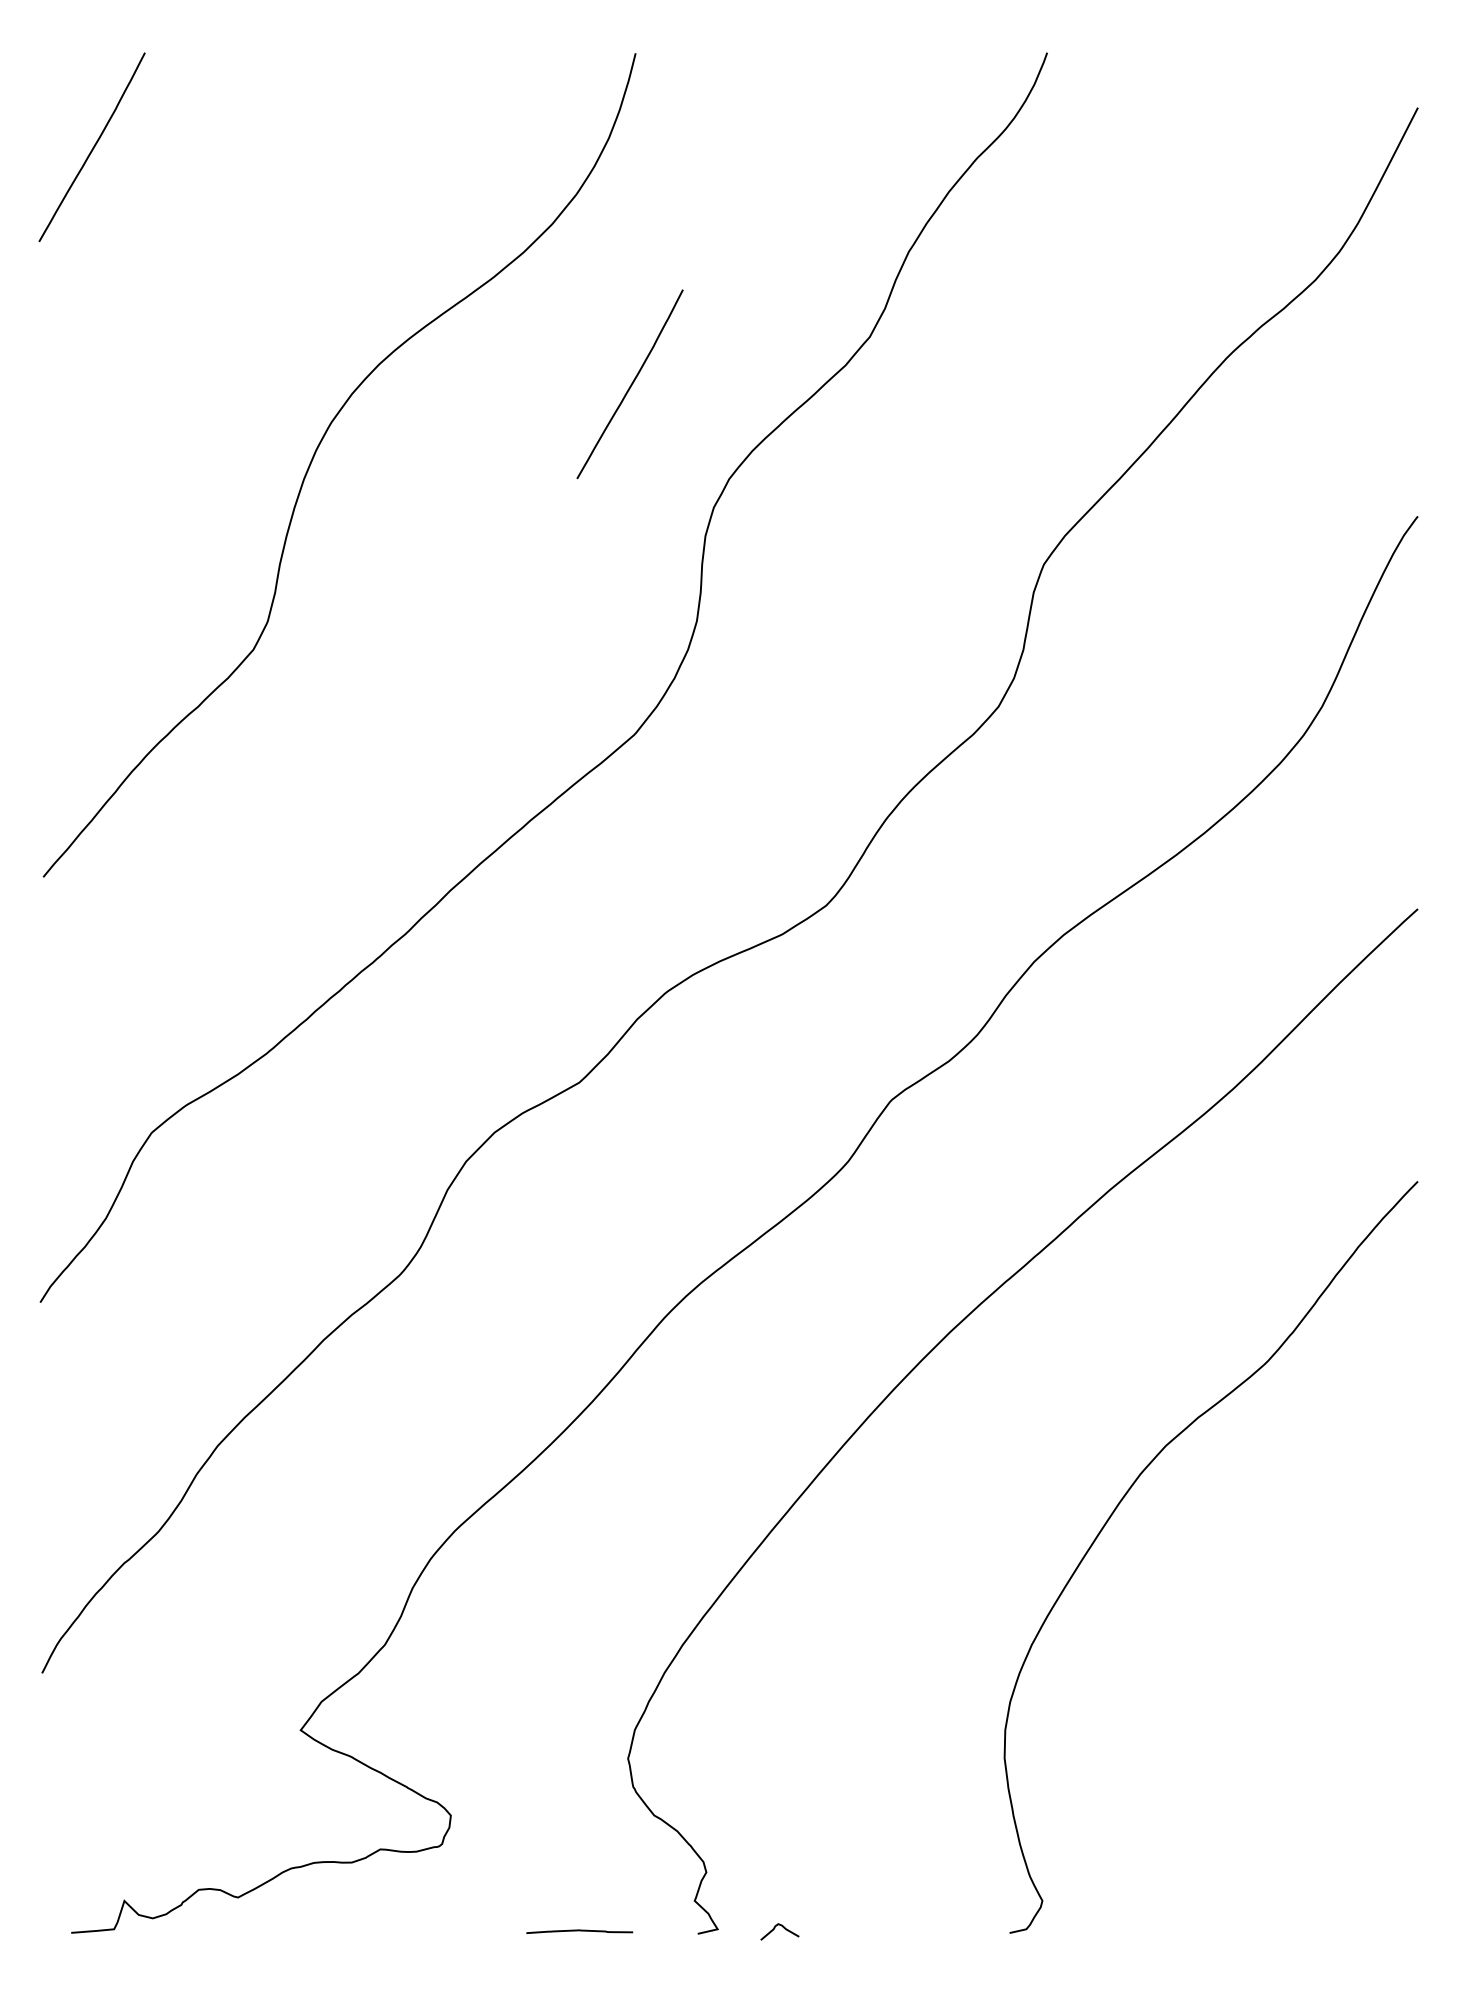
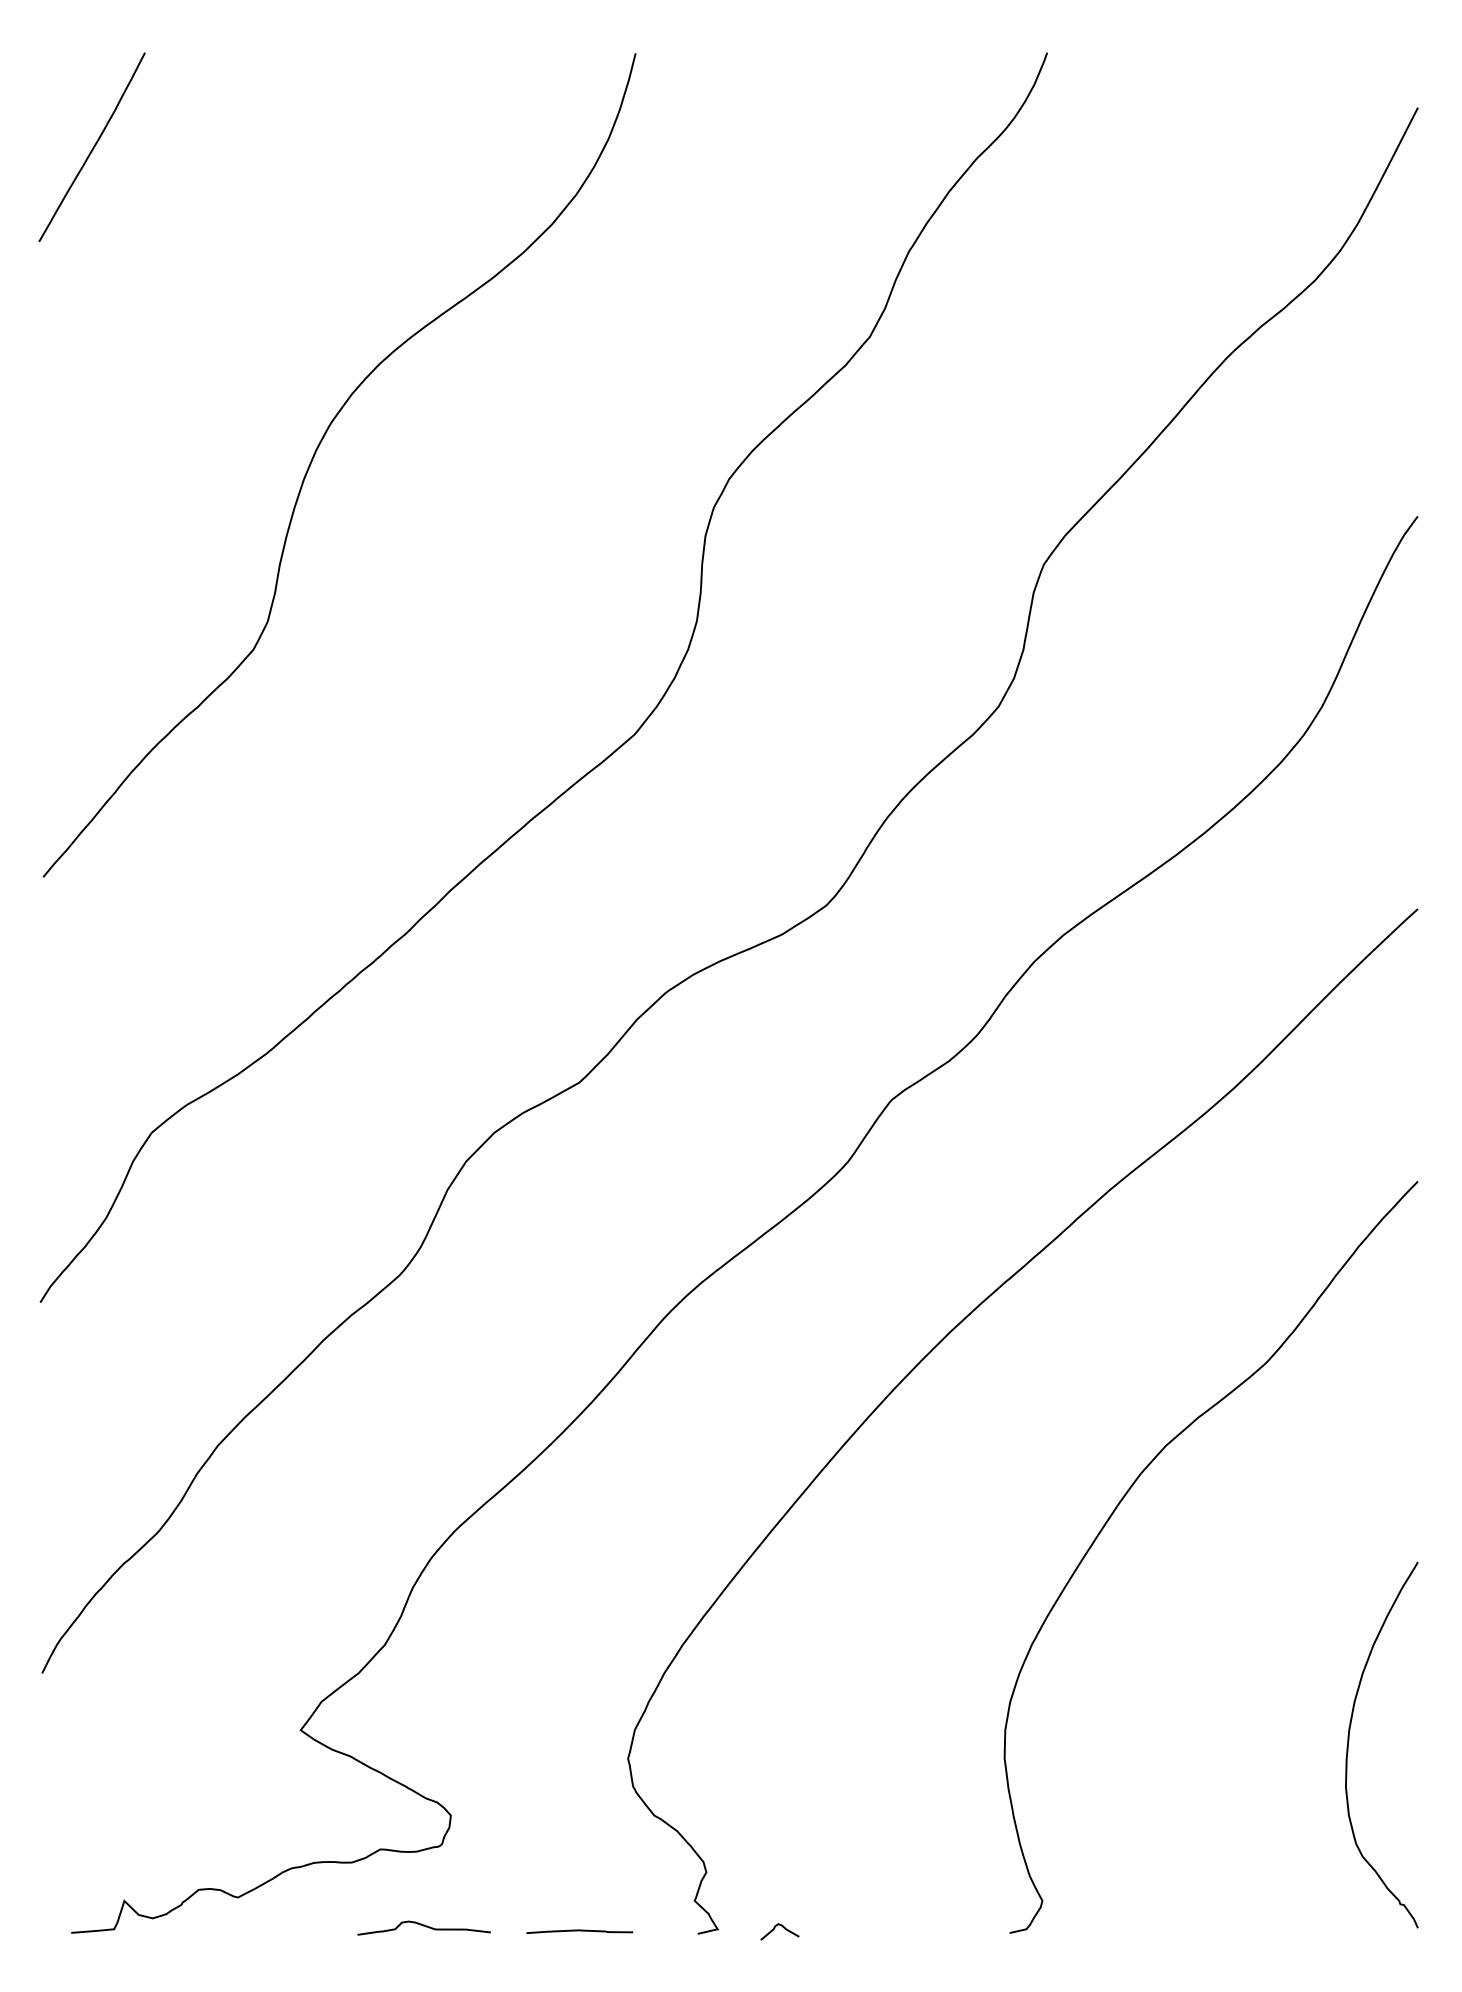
curve: present -> none (630, 384)
curve: none -> present (1349, 1741)
curve: none -> present (423, 1926)
